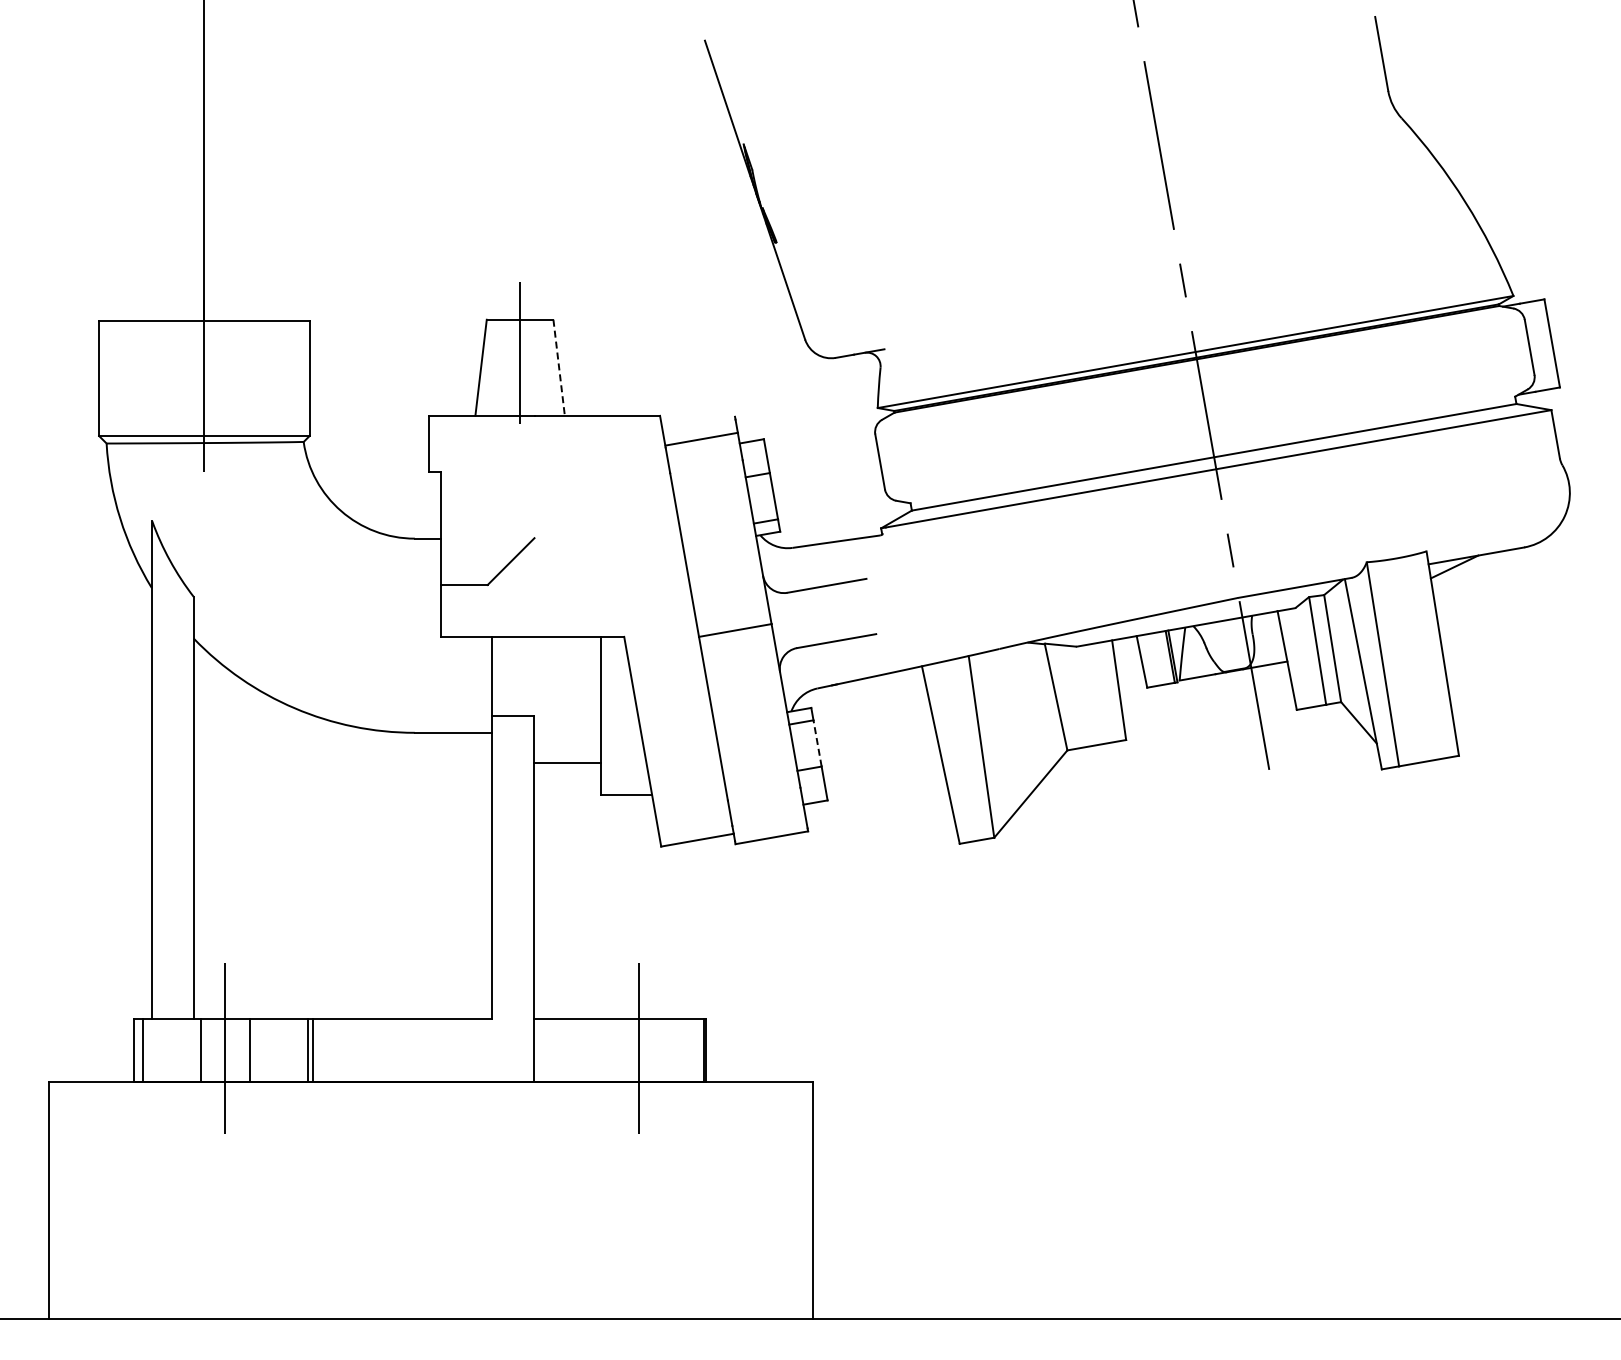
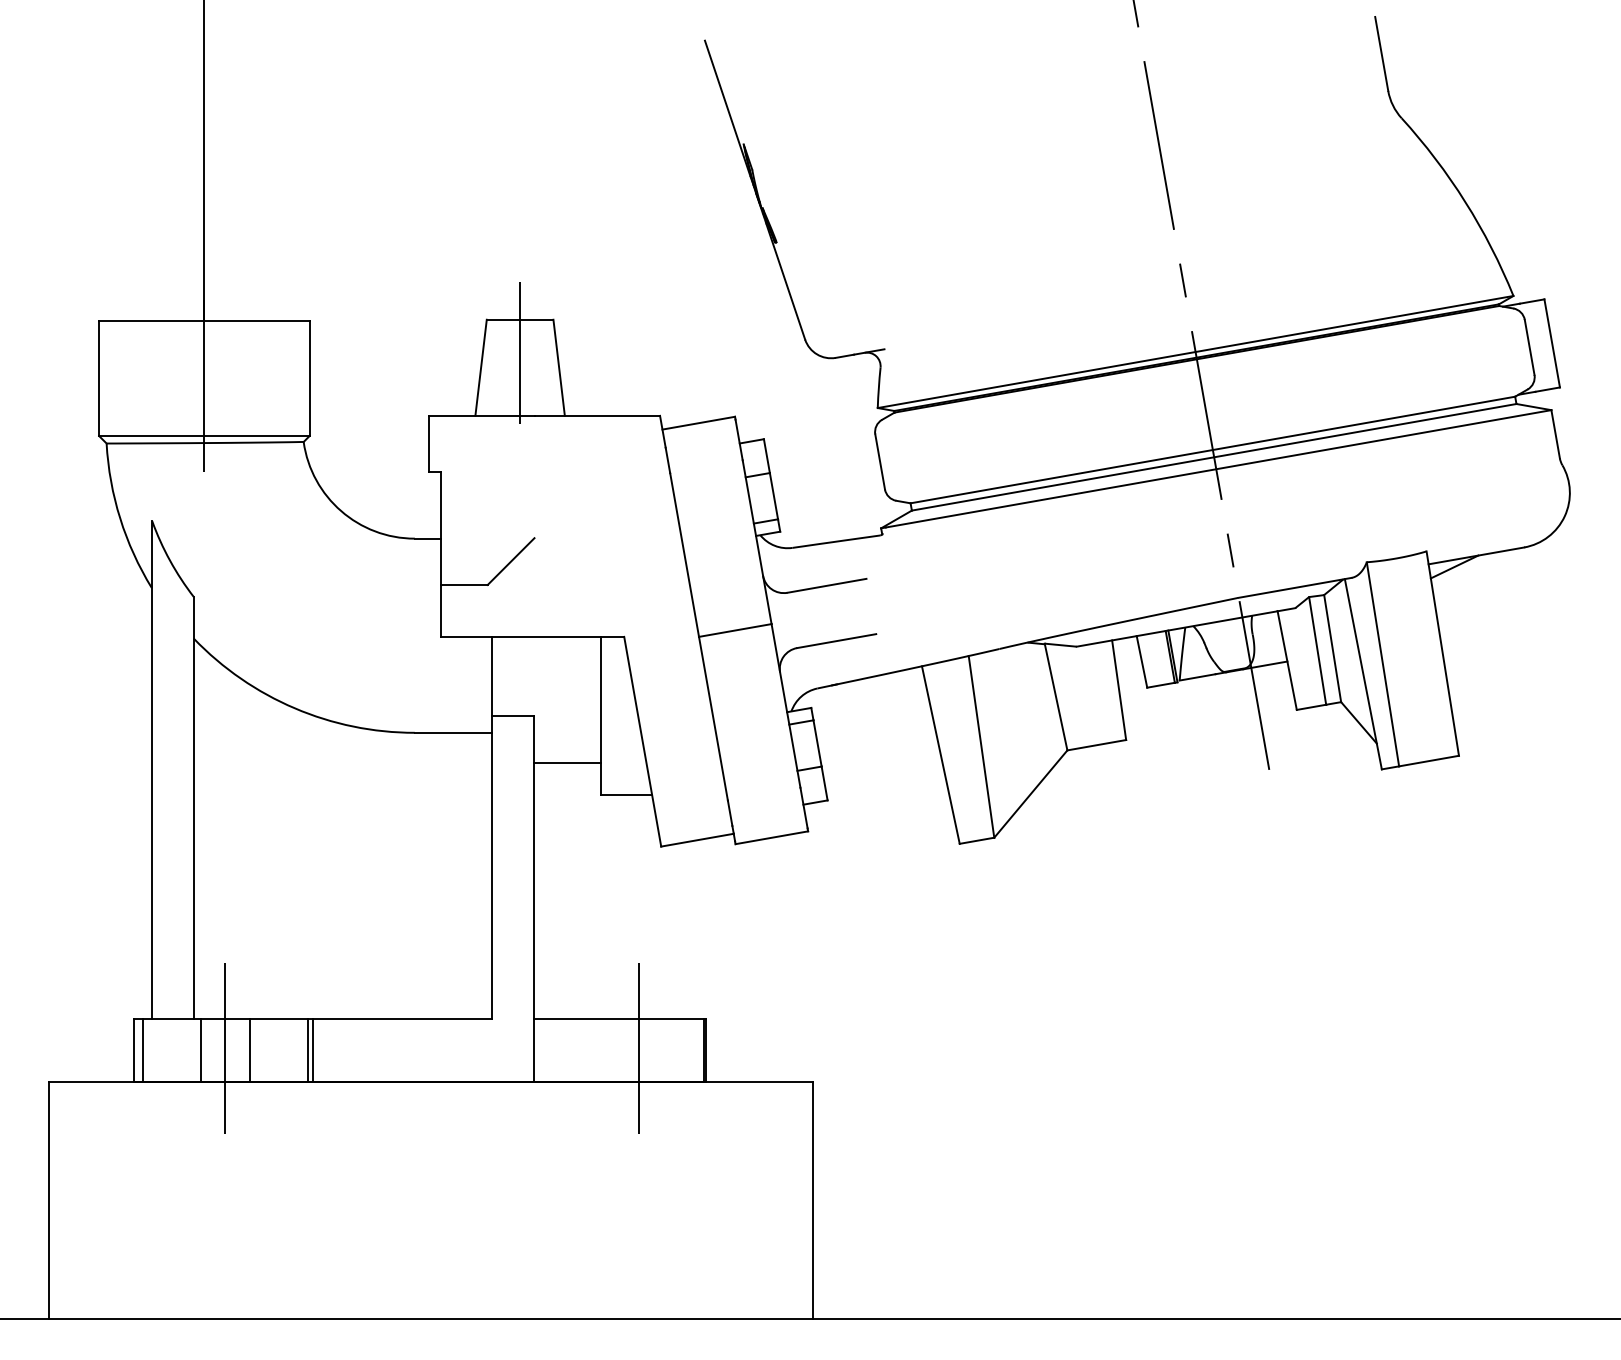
line: dashed -> solid (559, 368)
line position: (701, 438) -> (698, 422) (698, 422)
line: none -> present (1212, 449)
line: dashed -> solid (817, 742)
